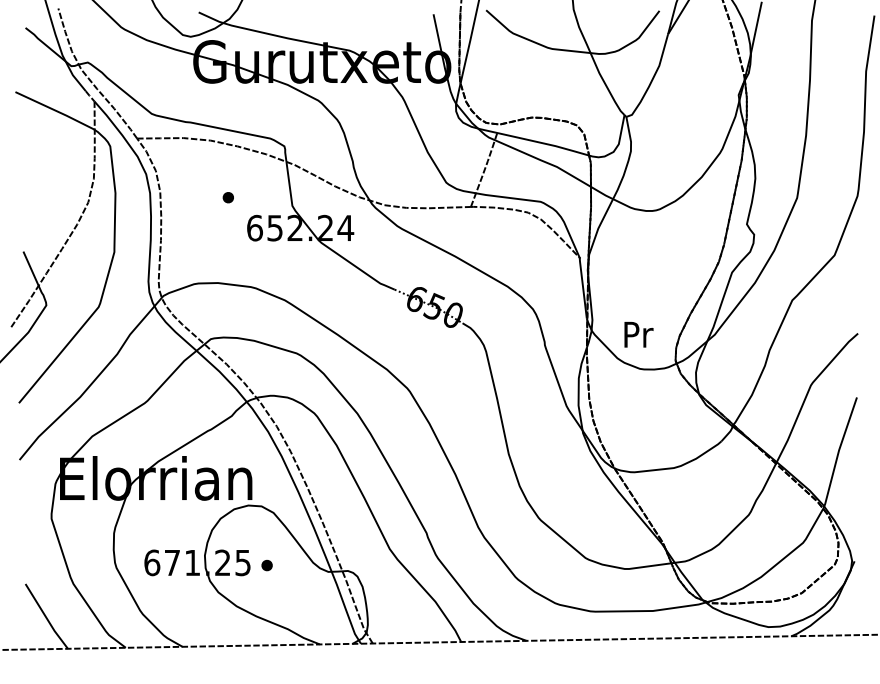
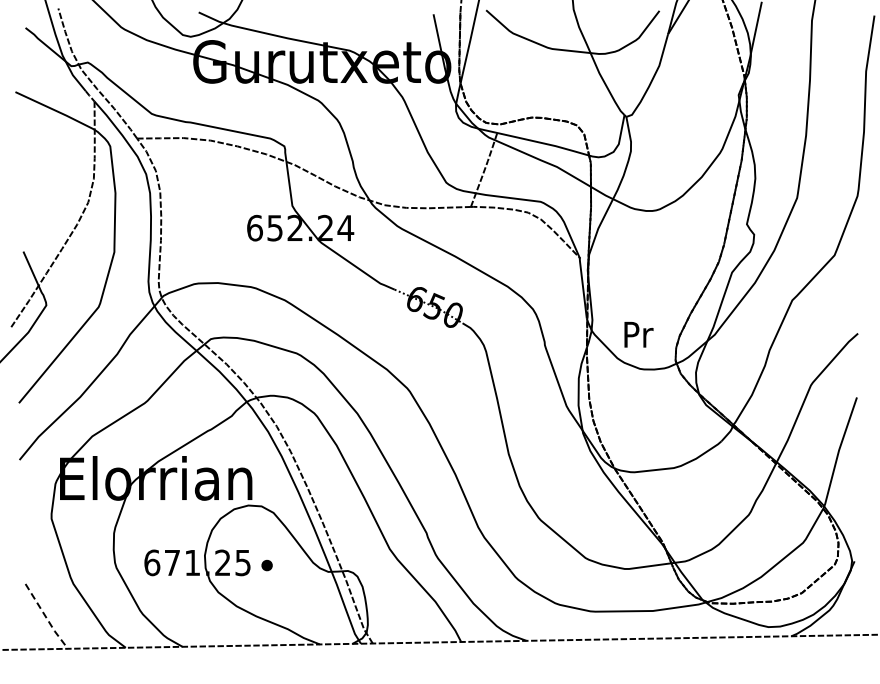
part: present -> none (227, 197)
line: solid -> dashed (46, 617)
